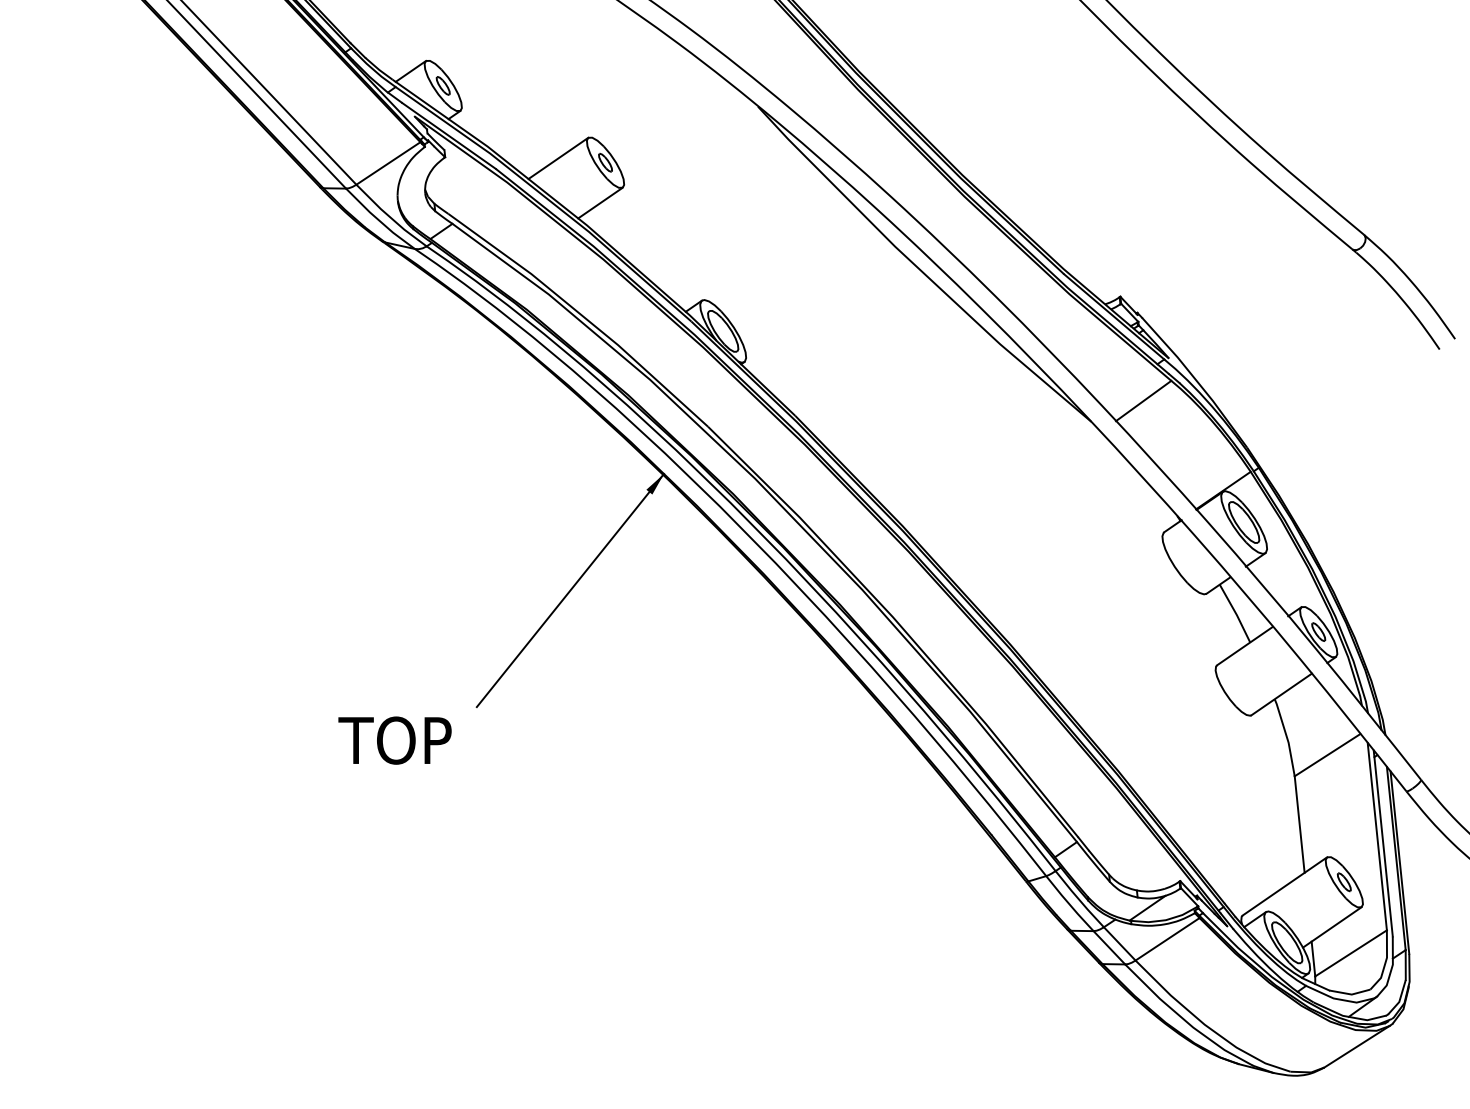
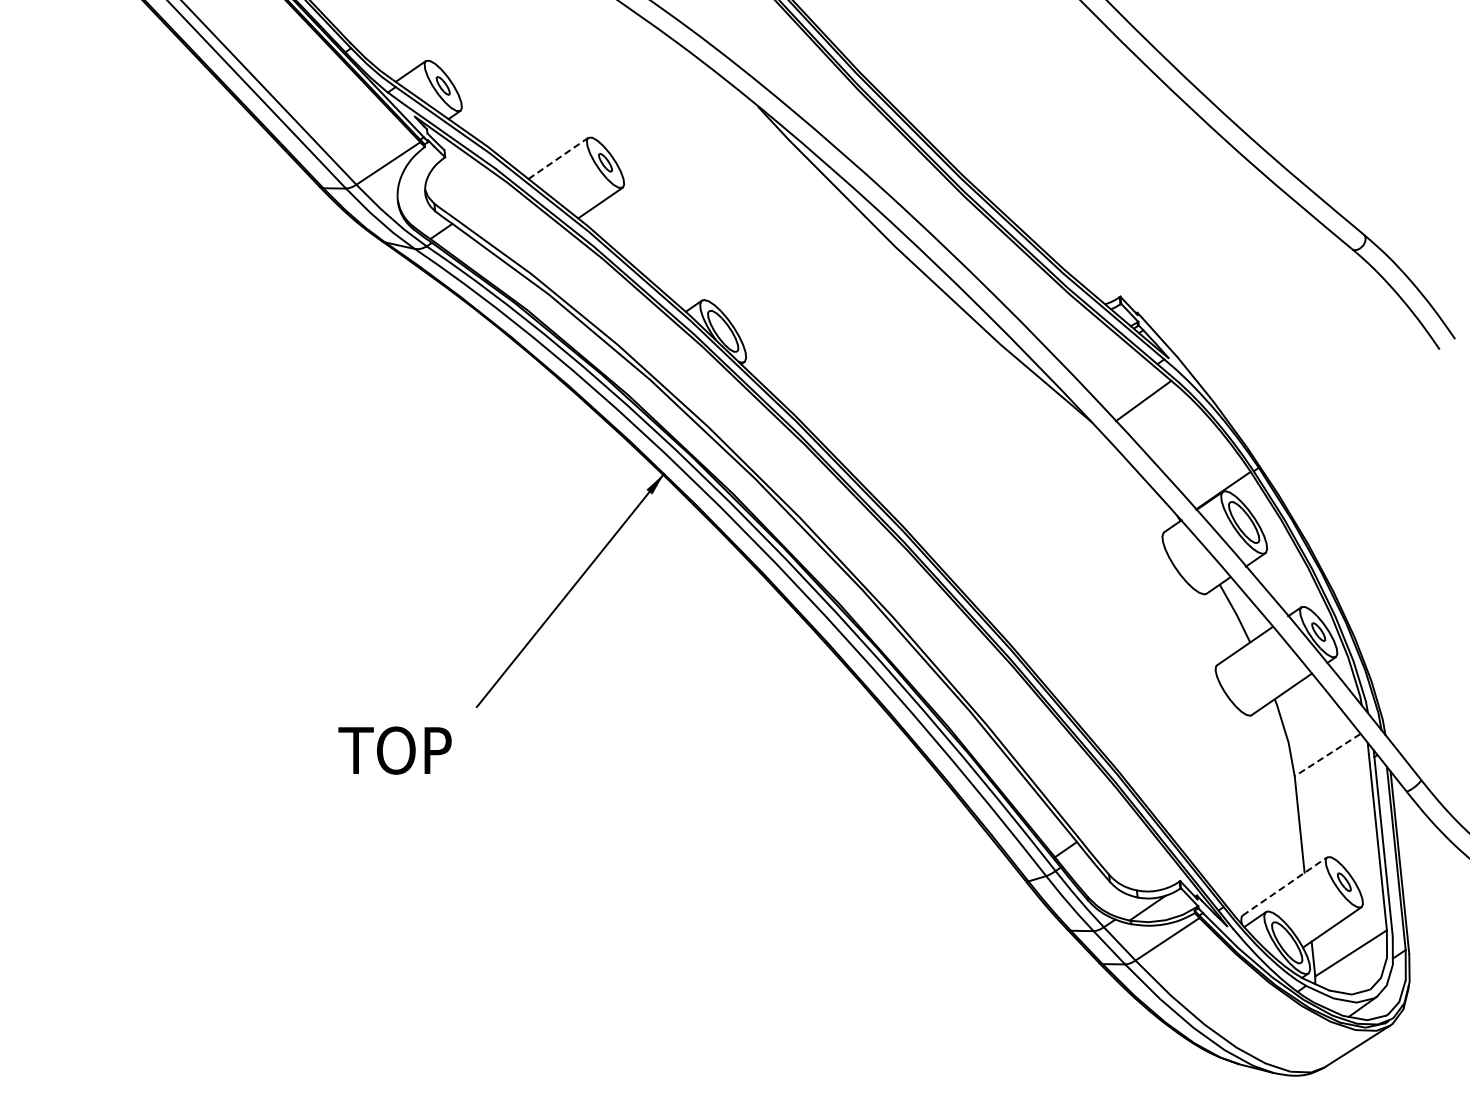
line: solid -> dashed (558, 158)
text position: (394, 740) -> (394, 750) (394, 750)
line: solid -> dashed (1327, 755)
line: solid -> dashed (1285, 886)
